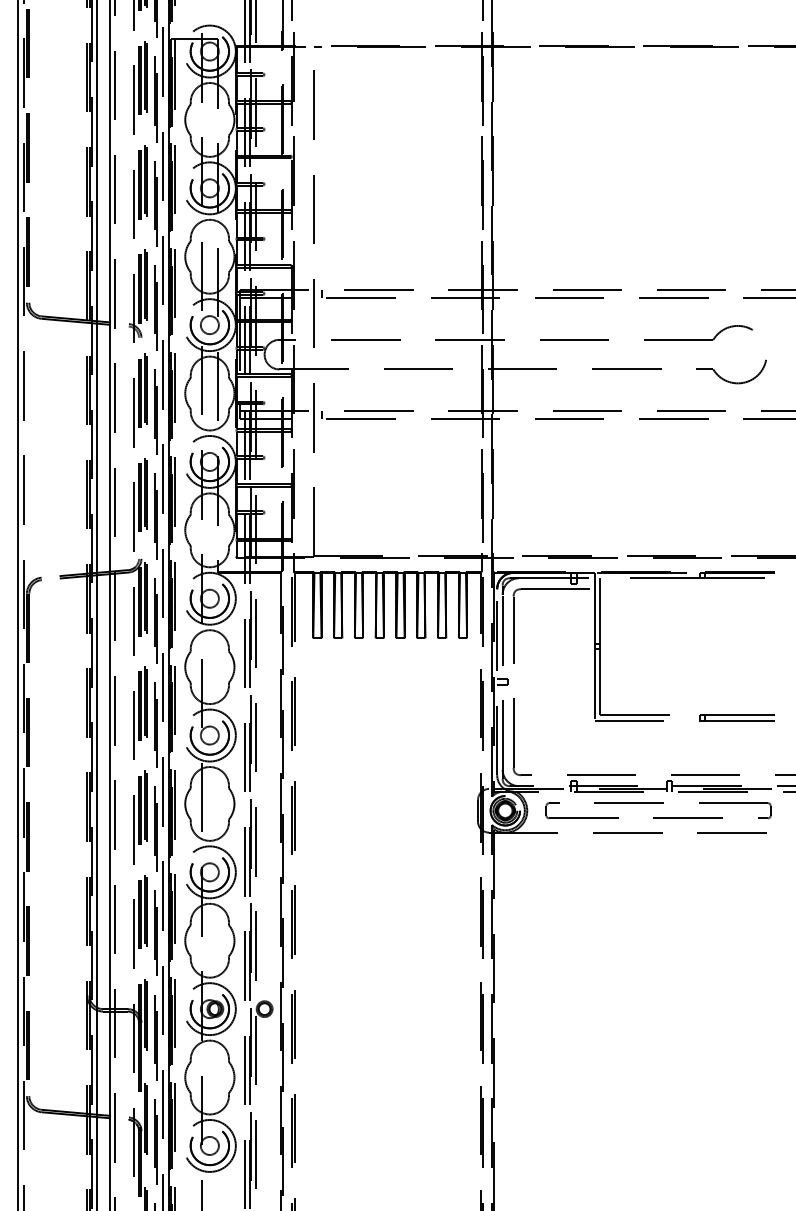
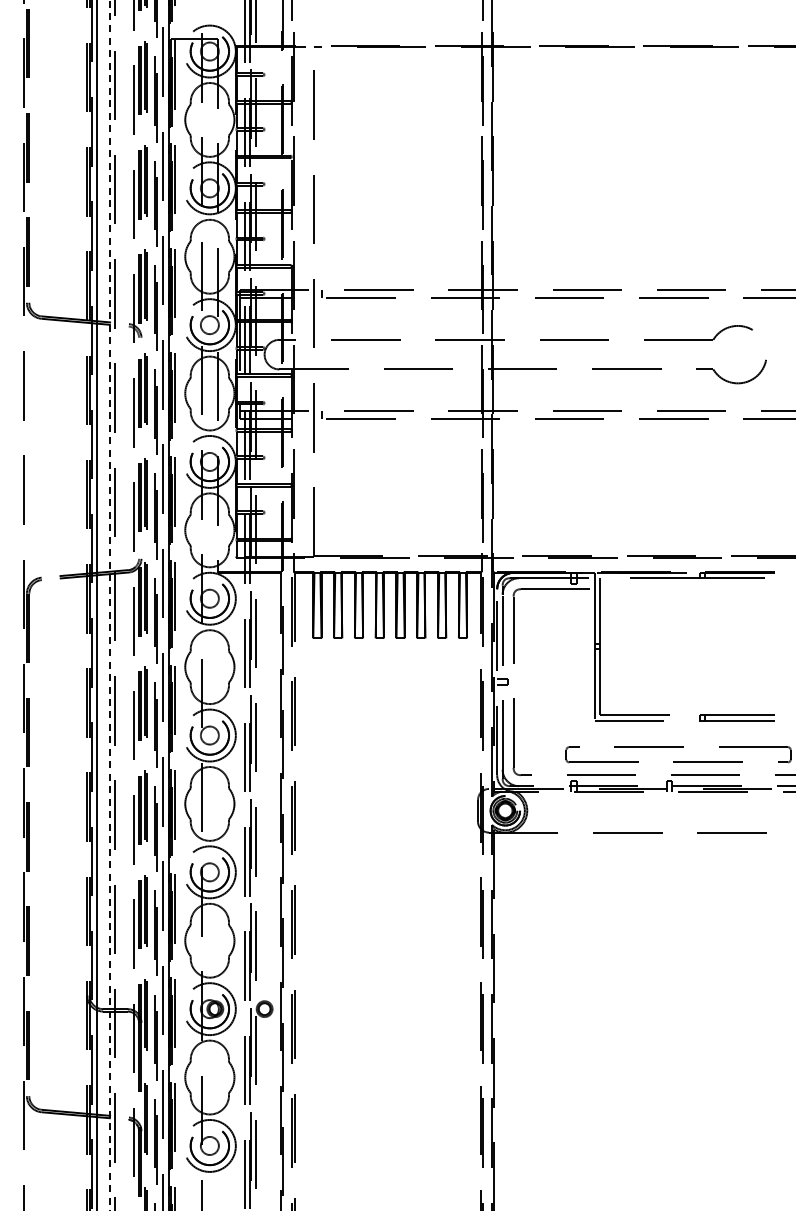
line: present -> none (18, 604)
line: solid -> dashed (110, 605)
part position: (658, 803) -> (678, 747) (678, 747)
